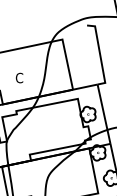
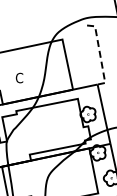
line: solid -> dashed (100, 54)
